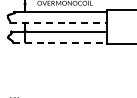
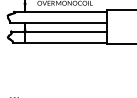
line: dashed -> solid (58, 22)
line: dashed -> solid (60, 42)
